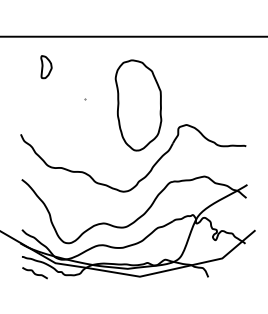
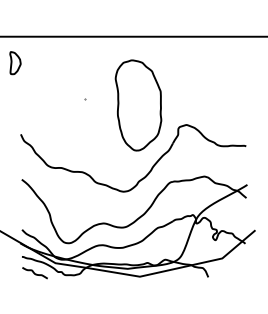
part position: (46, 67) -> (15, 63) (15, 63)
